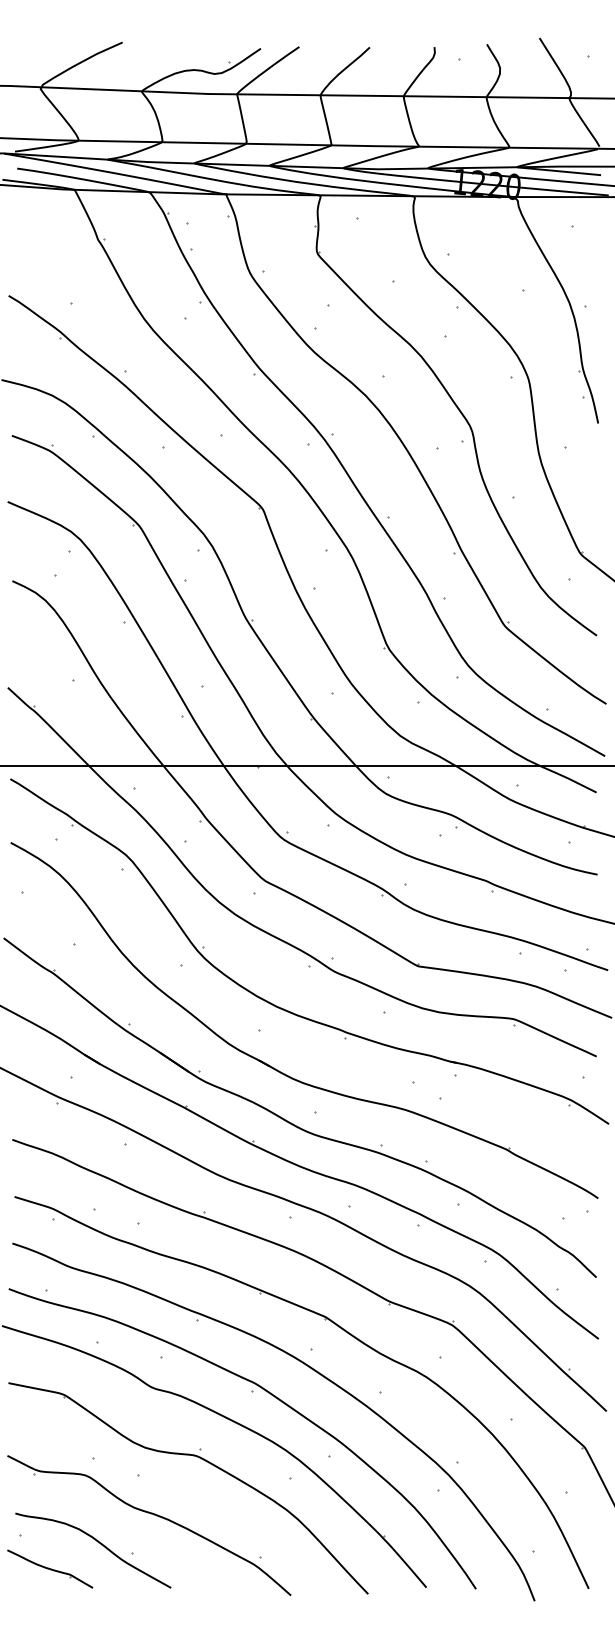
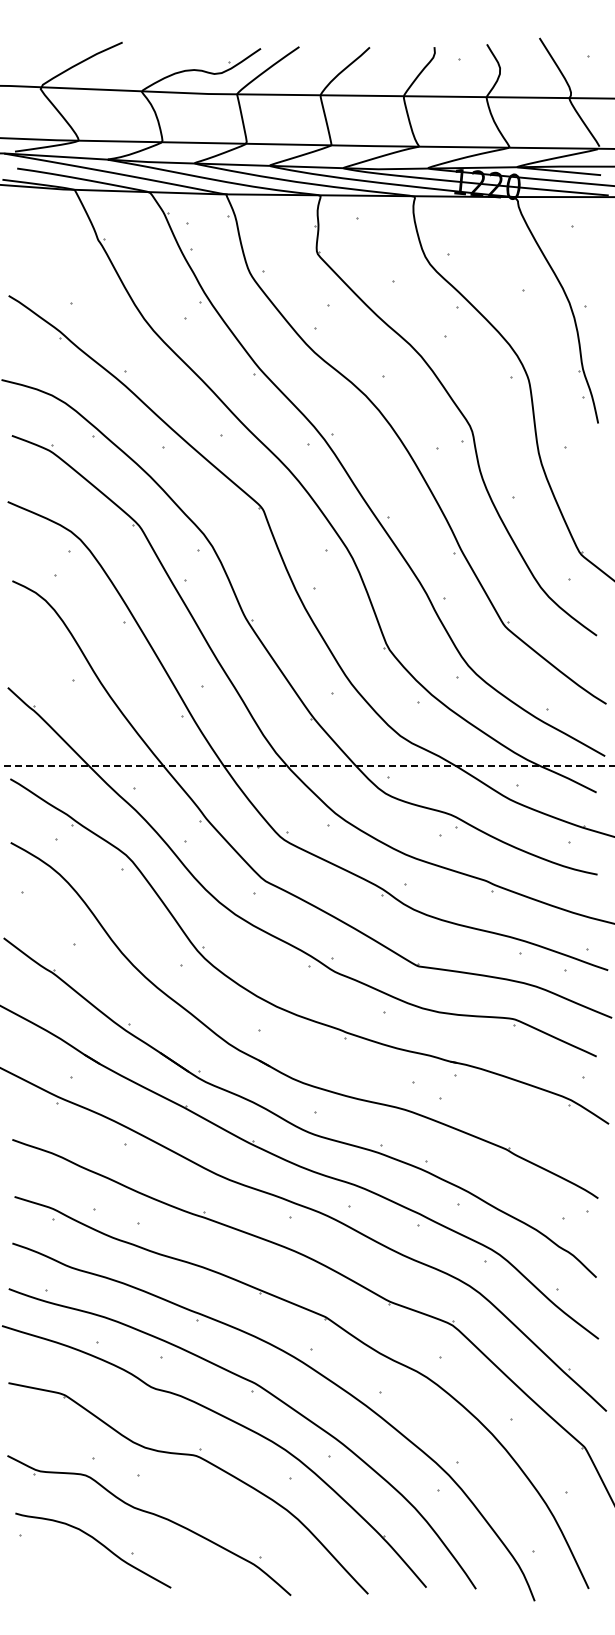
line: solid -> dashed (307, 766)
part: present -> none (50, 1568)
